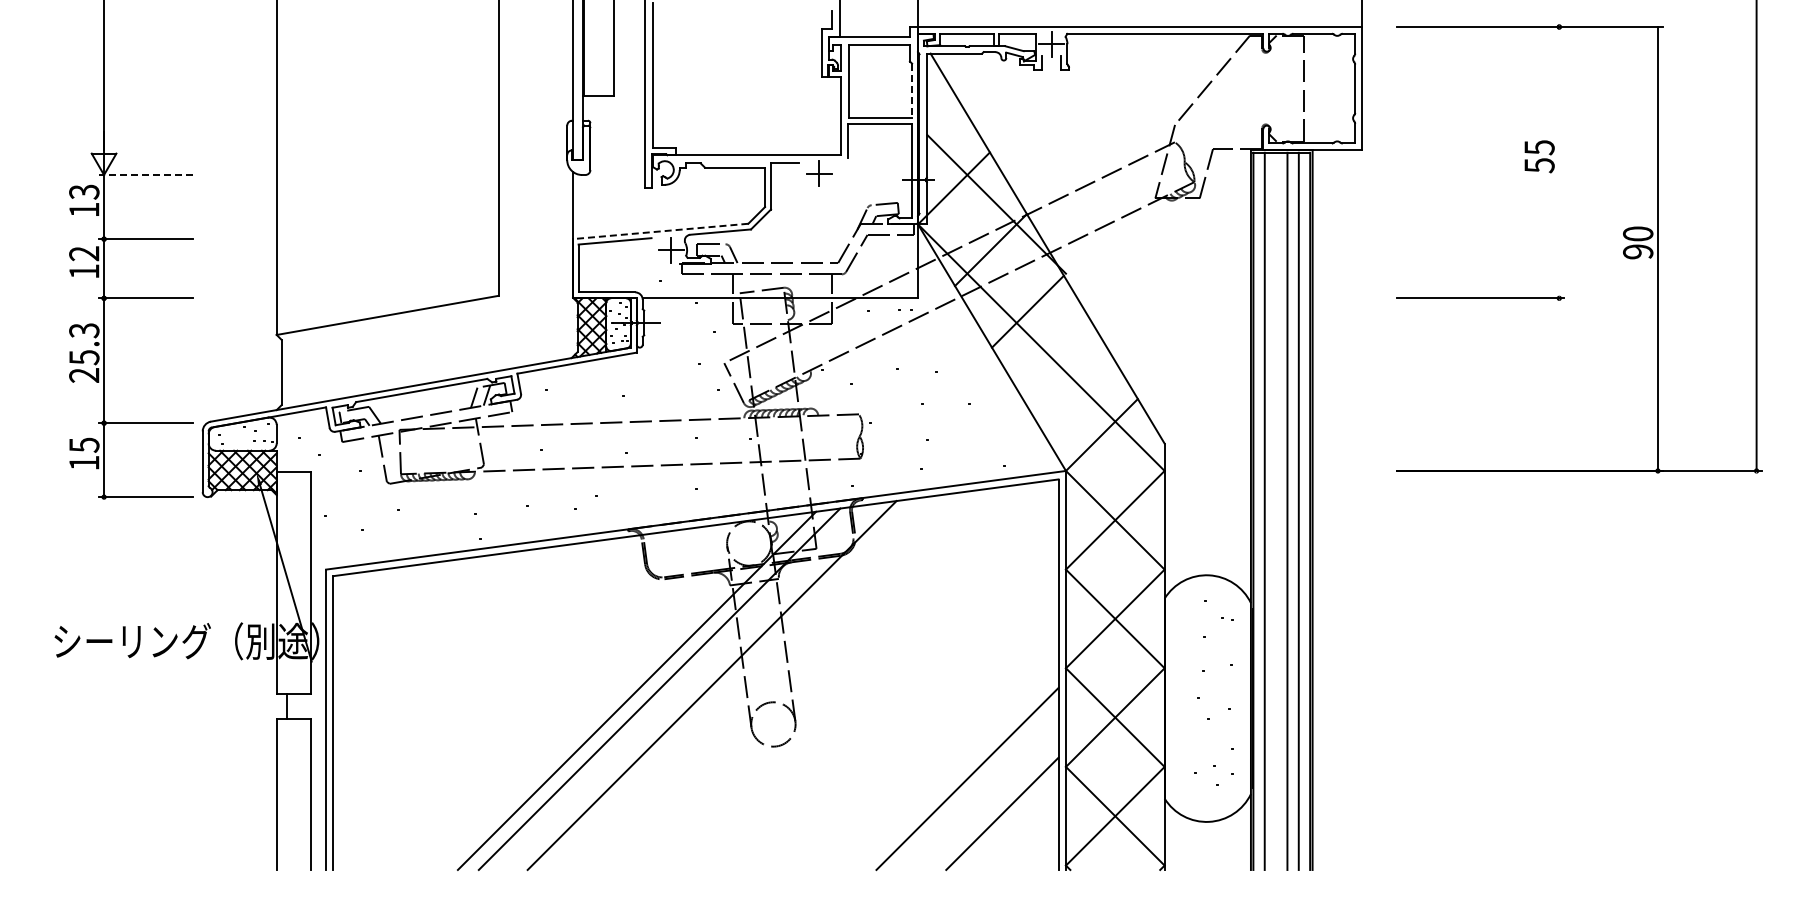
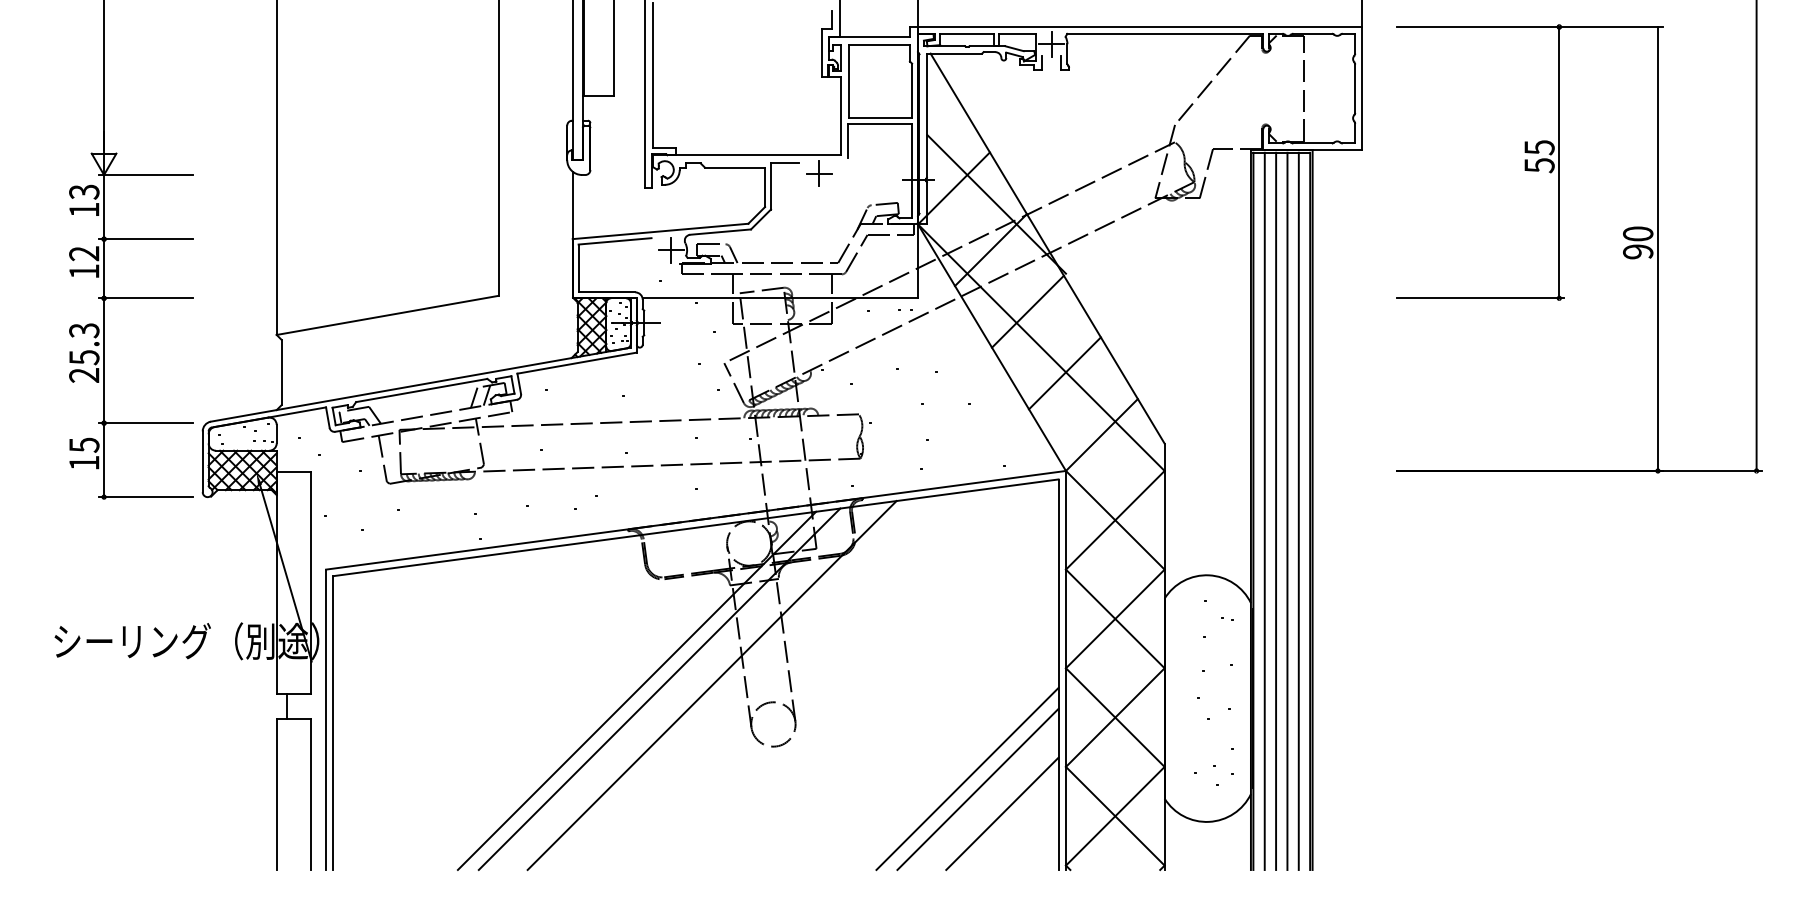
line: dashed -> solid (912, 91)
line: none -> present (1559, 162)
line: dashed -> solid (146, 174)
line: dashed -> solid (660, 231)
line: none -> present (1064, 373)
line: none -> present (1276, 510)
line: none -> present (977, 788)
